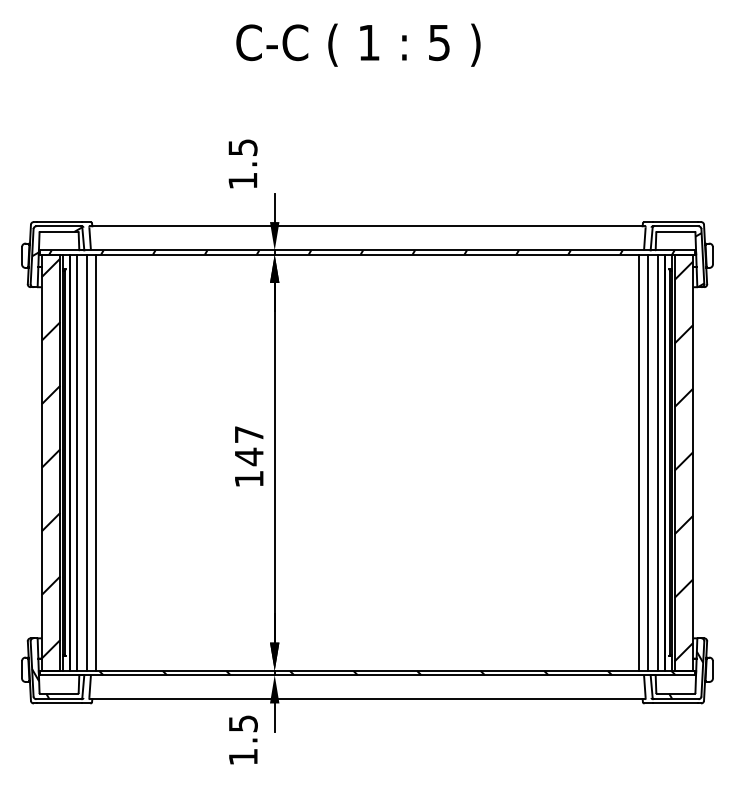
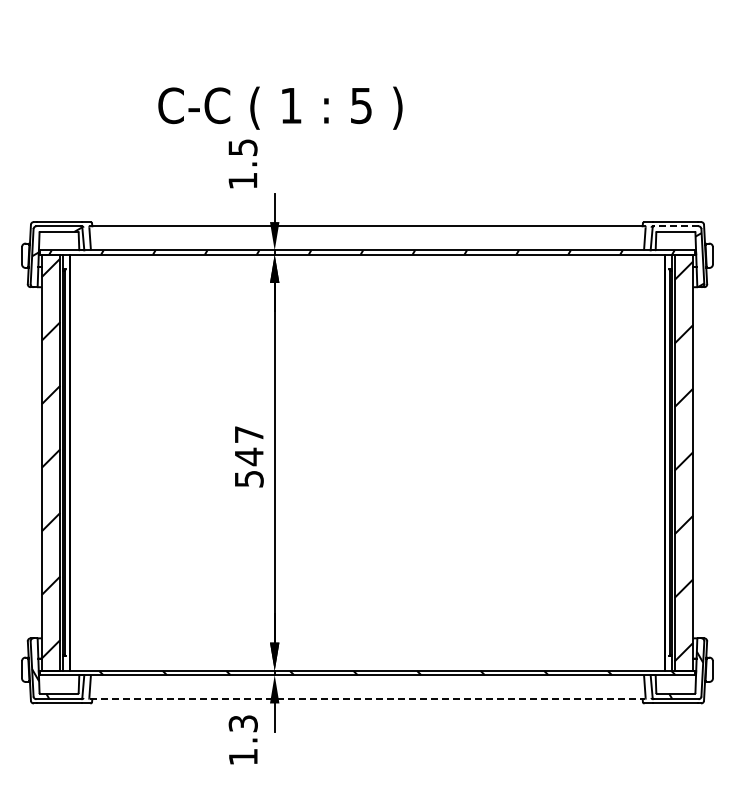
text position: (358, 44) -> (280, 107) (280, 107)
line: solid -> dashed (675, 226)
line: present -> none (77, 462)
line: present -> none (87, 462)
line: present -> none (96, 462)
line: present -> none (638, 462)
line: present -> none (647, 462)
line: present -> none (657, 462)
text: 147 -> 547 (249, 479)
line: solid -> dashed (367, 699)
text: 1.5 -> 1.3 (242, 723)
